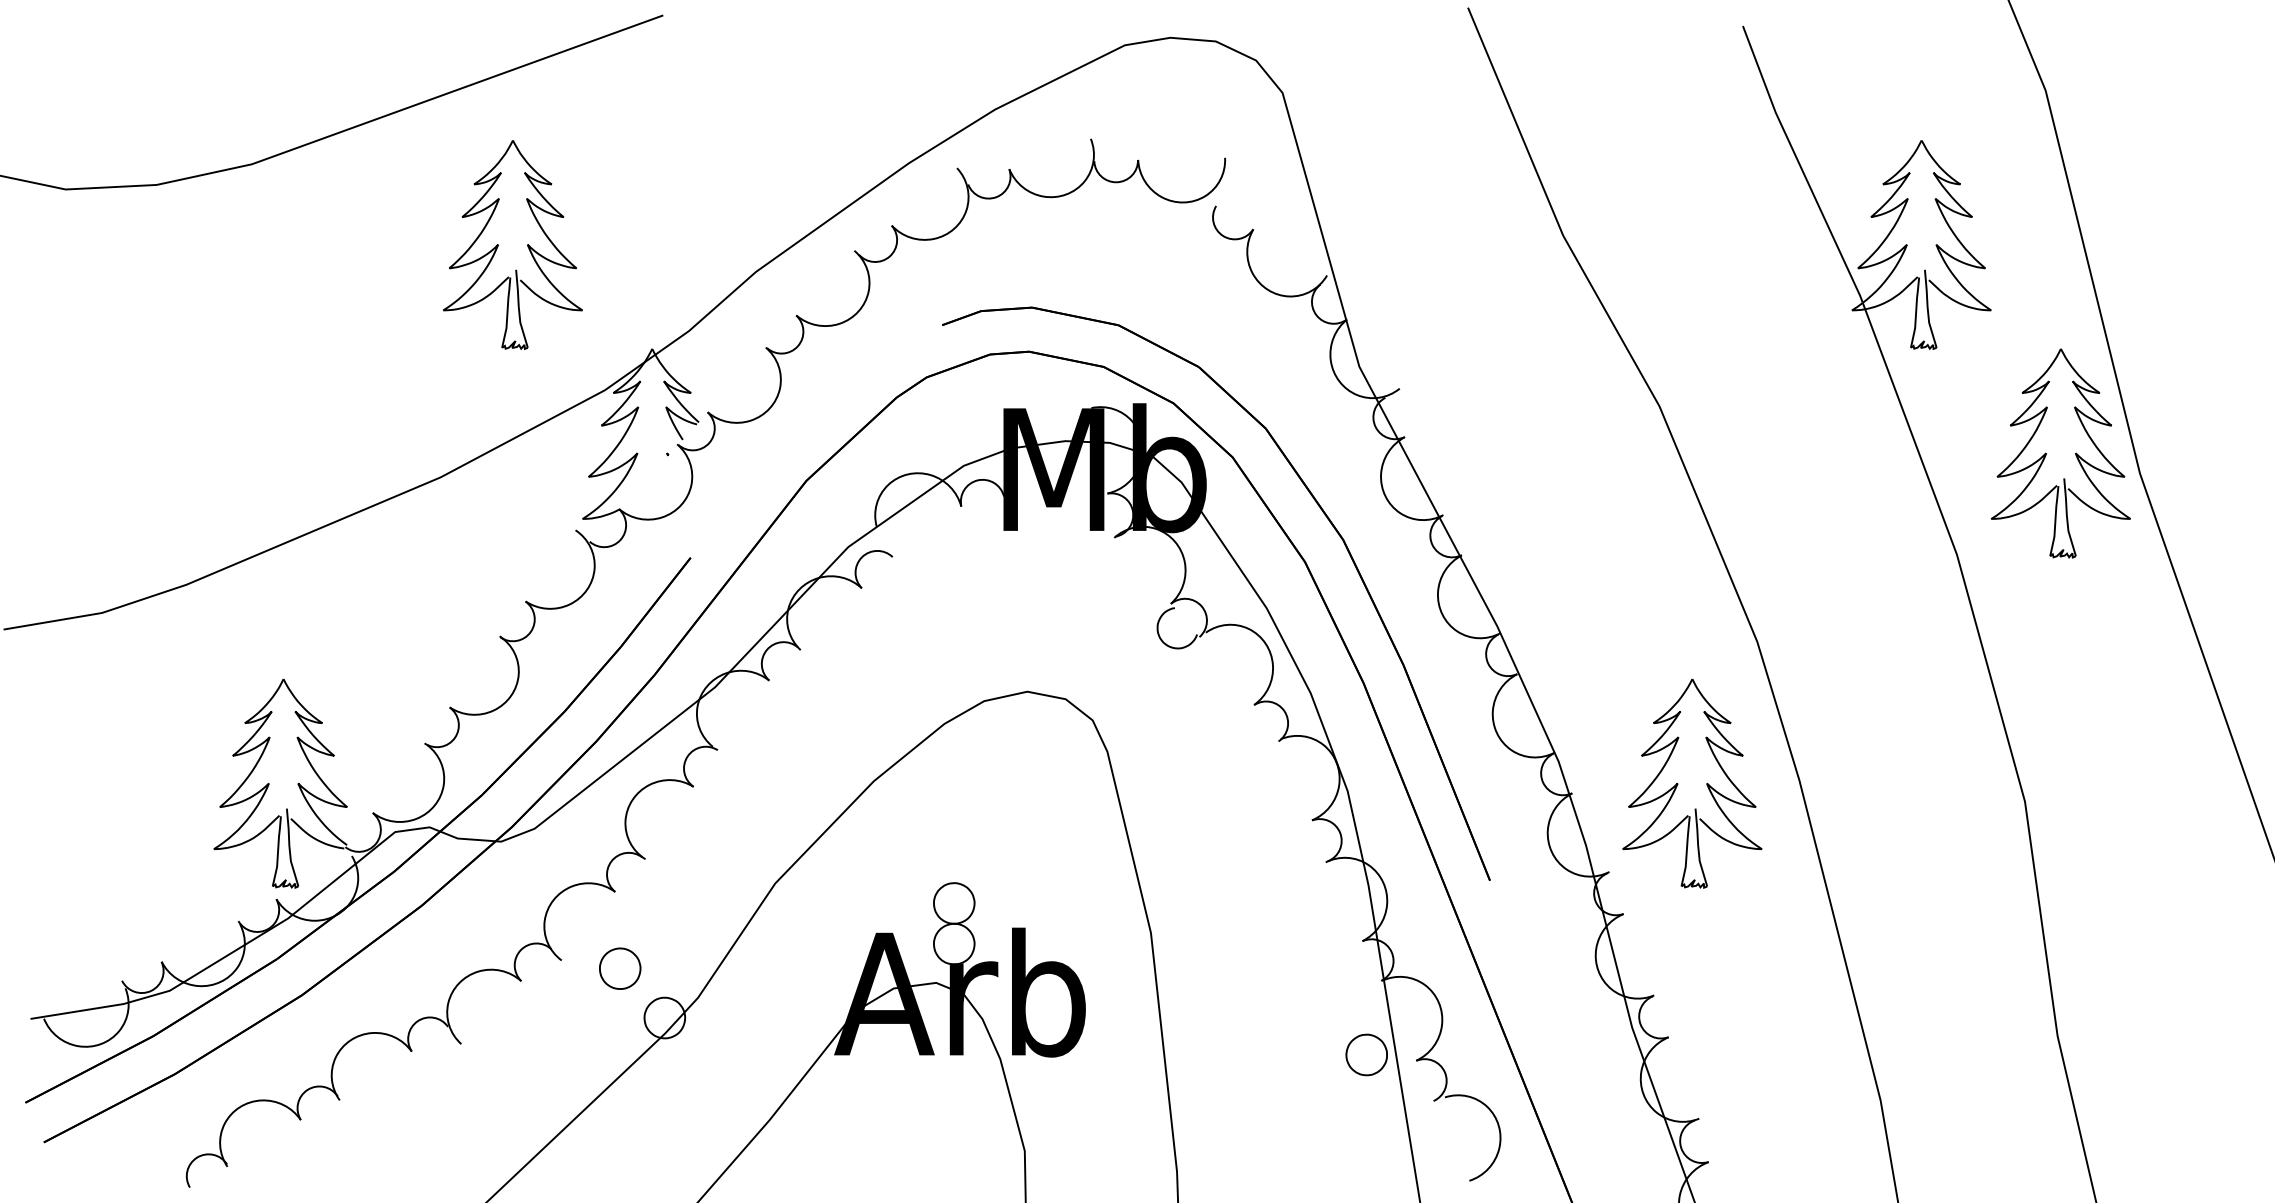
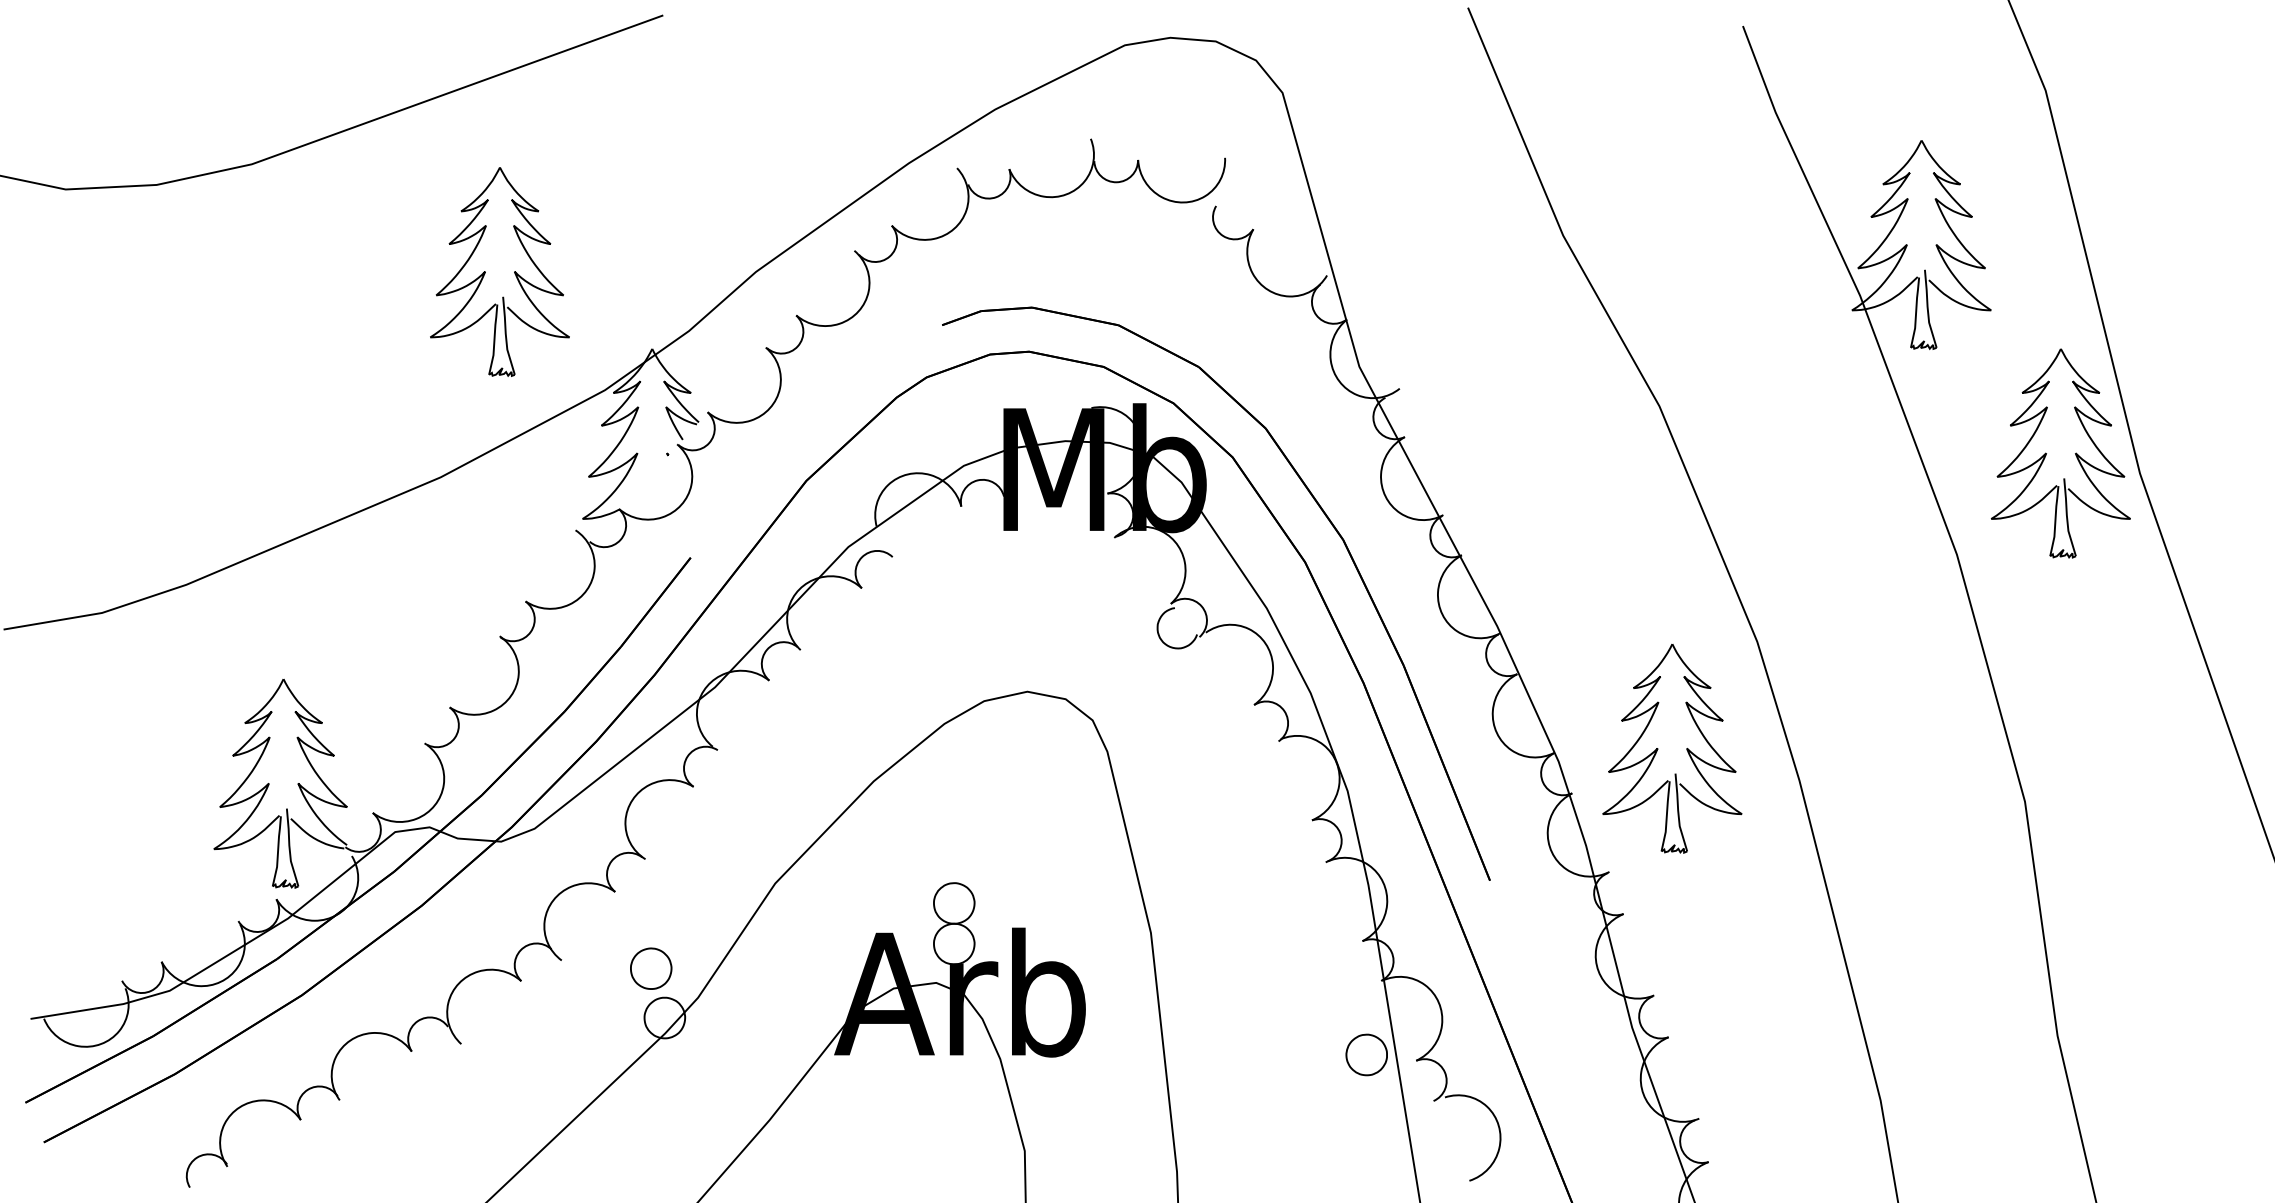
part position: (498, 244) -> (485, 271) (485, 271)
part position: (1678, 783) -> (1658, 748) (1658, 748)
part position: (620, 968) -> (651, 968) (651, 968)
